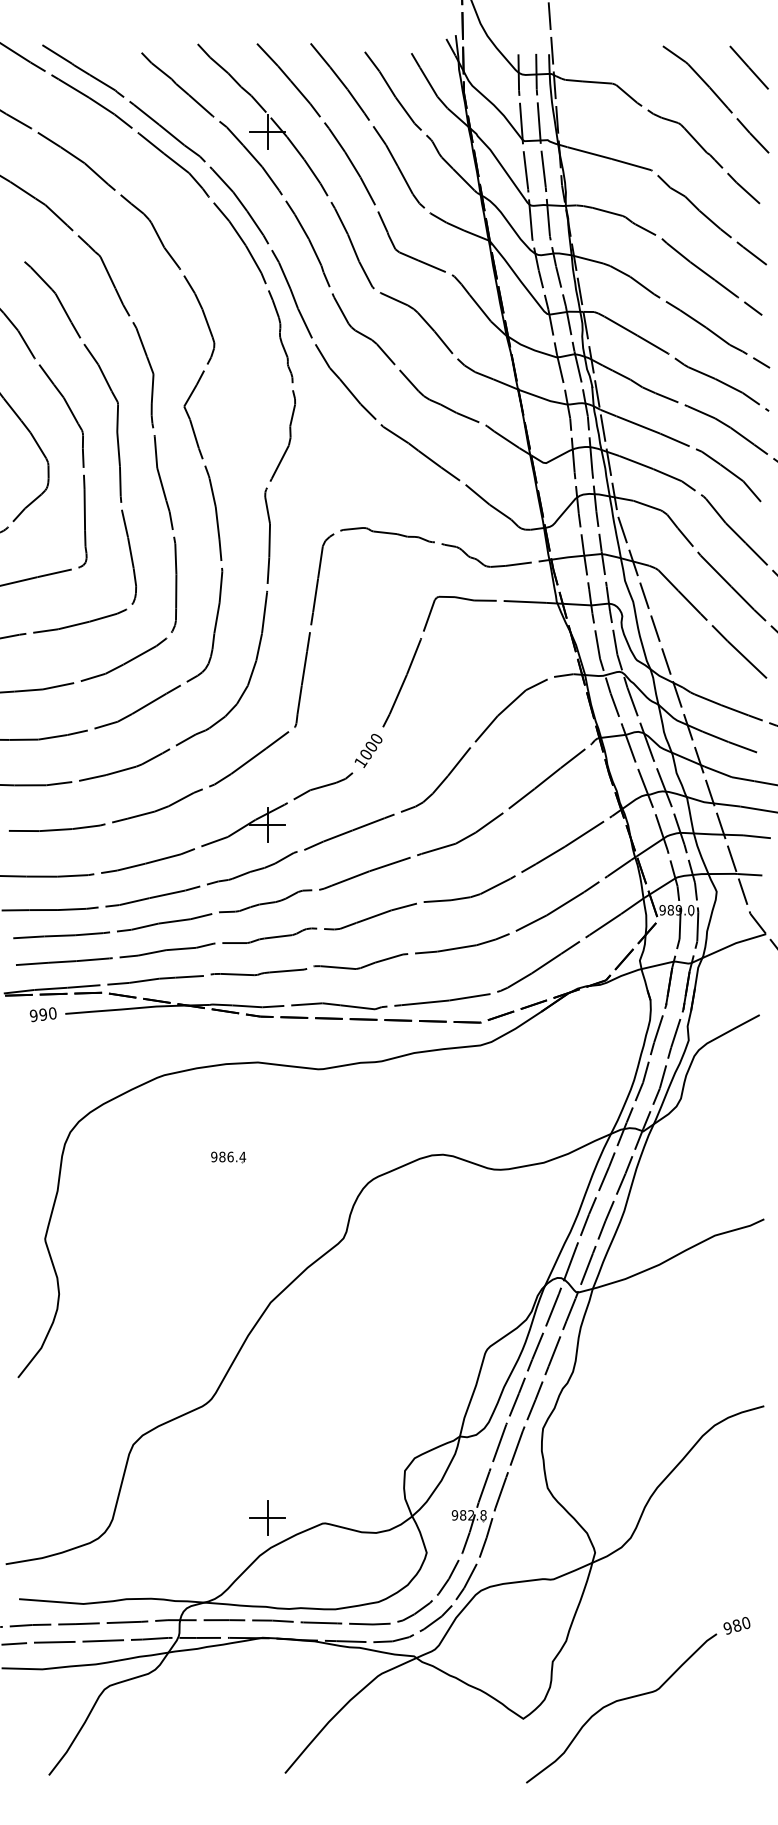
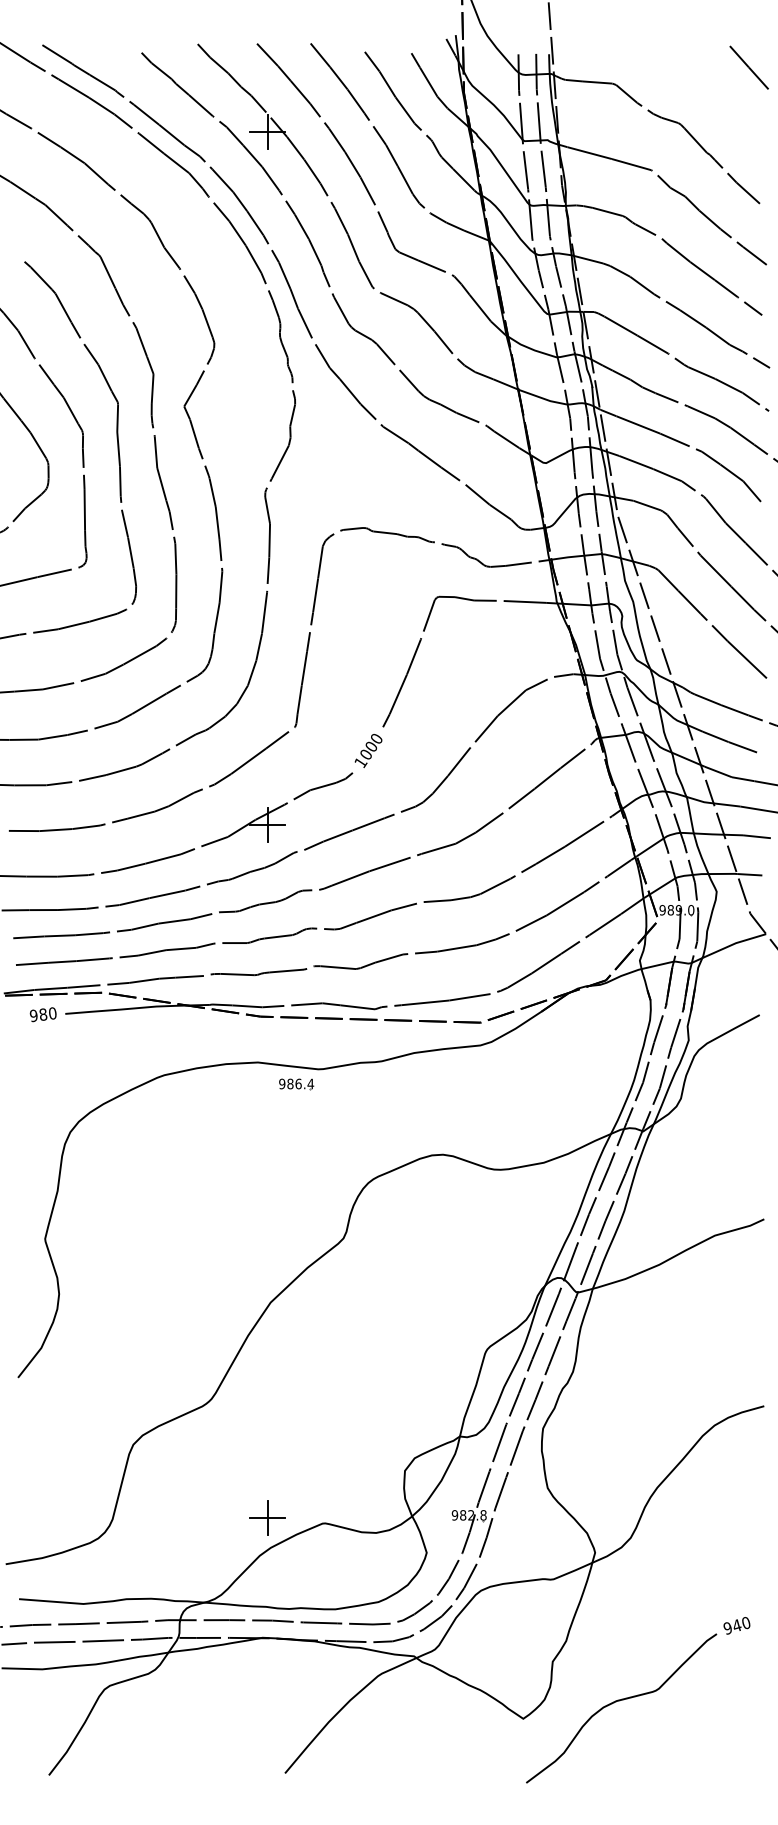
curve: present -> none (717, 97)
text: 990 -> 980 (43, 1014)
part position: (228, 1157) -> (296, 1084) (296, 1084)
text: 980 -> 940 (736, 1625)
